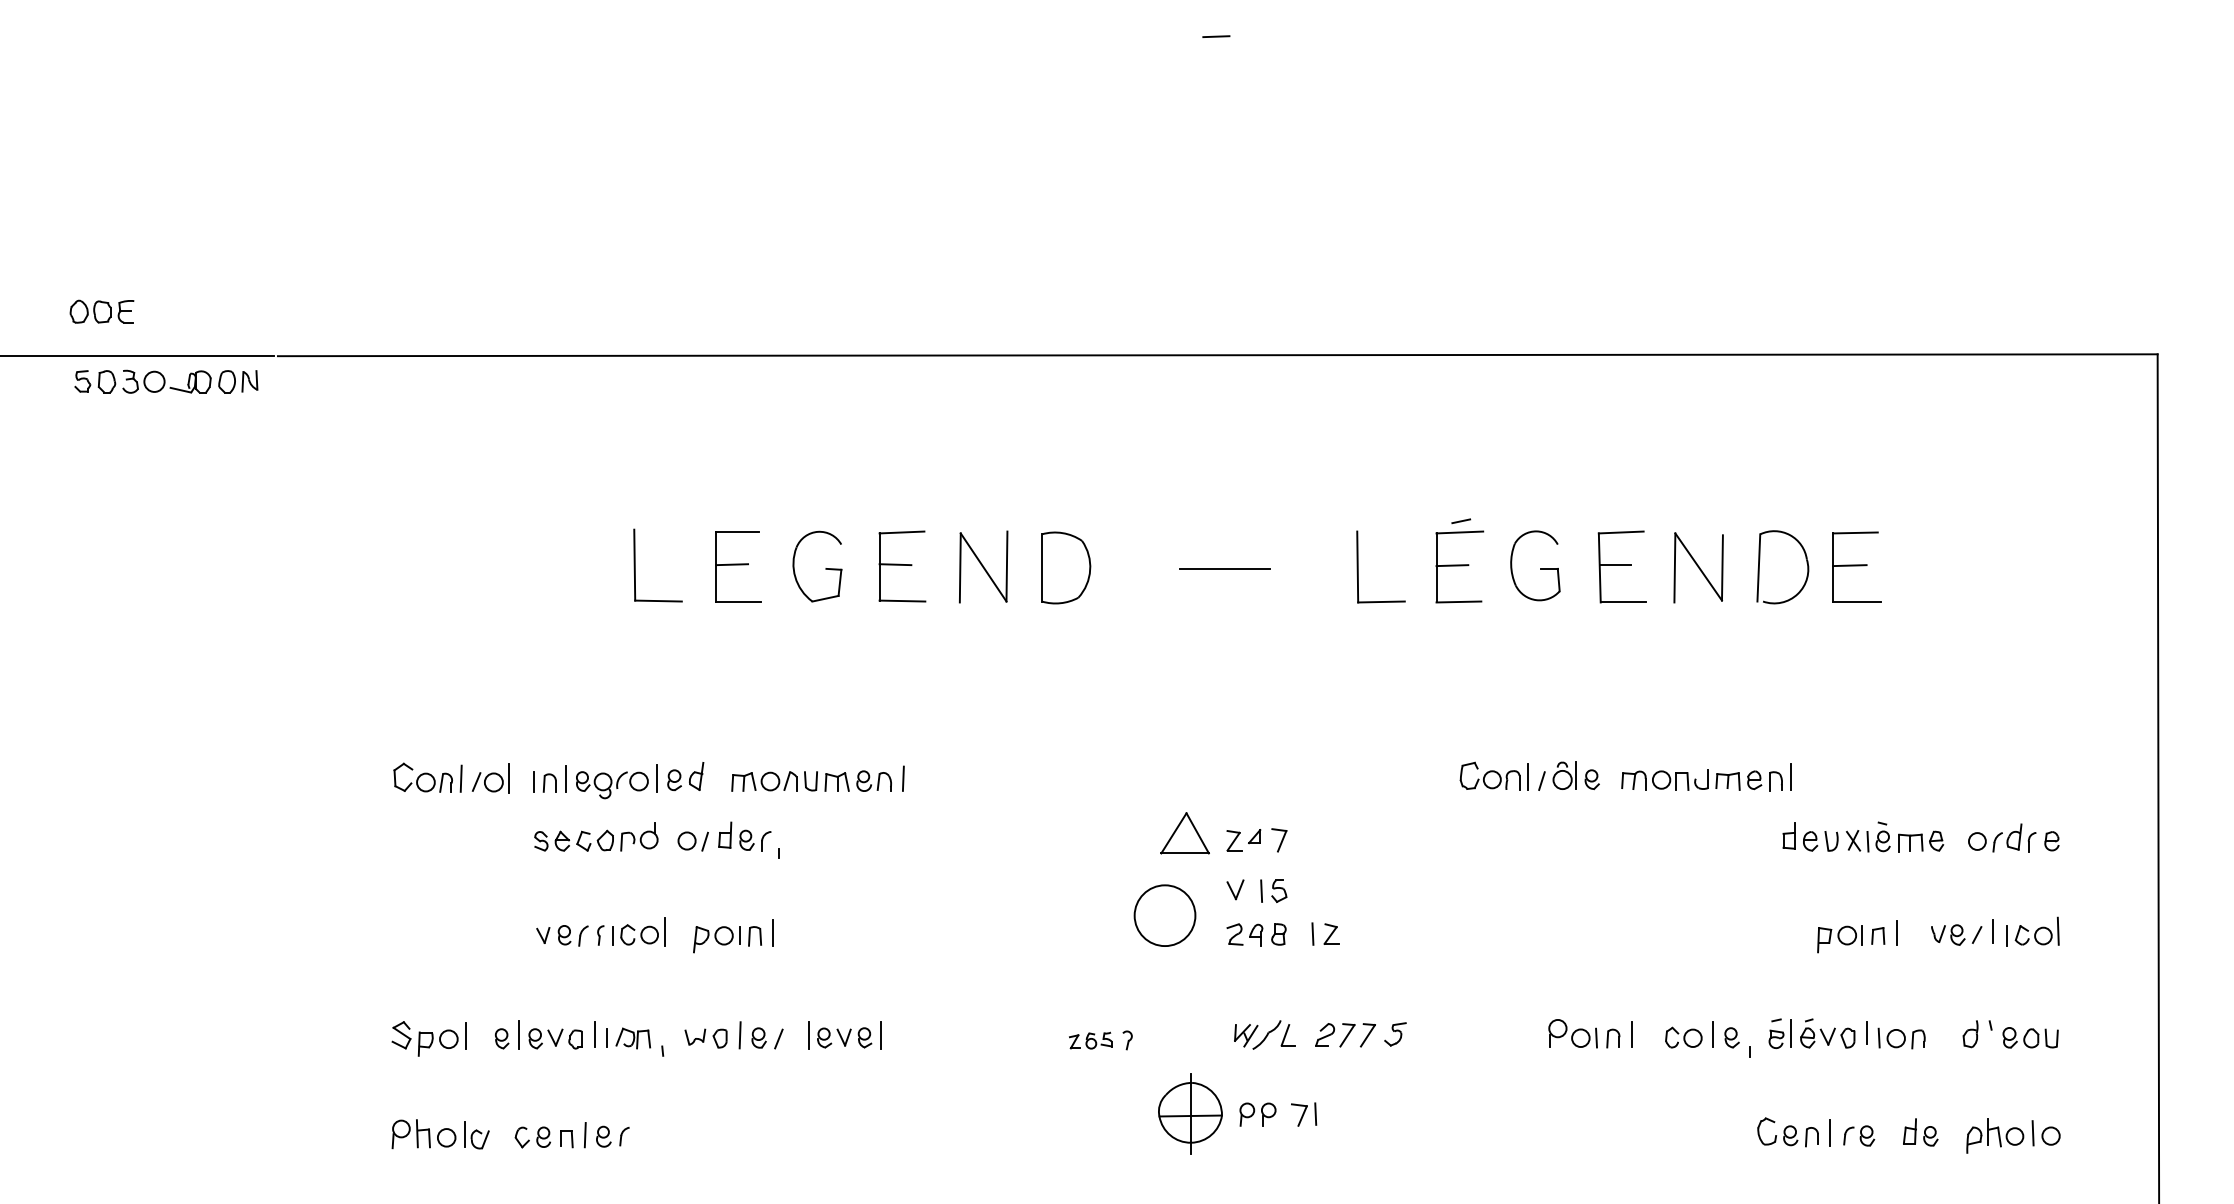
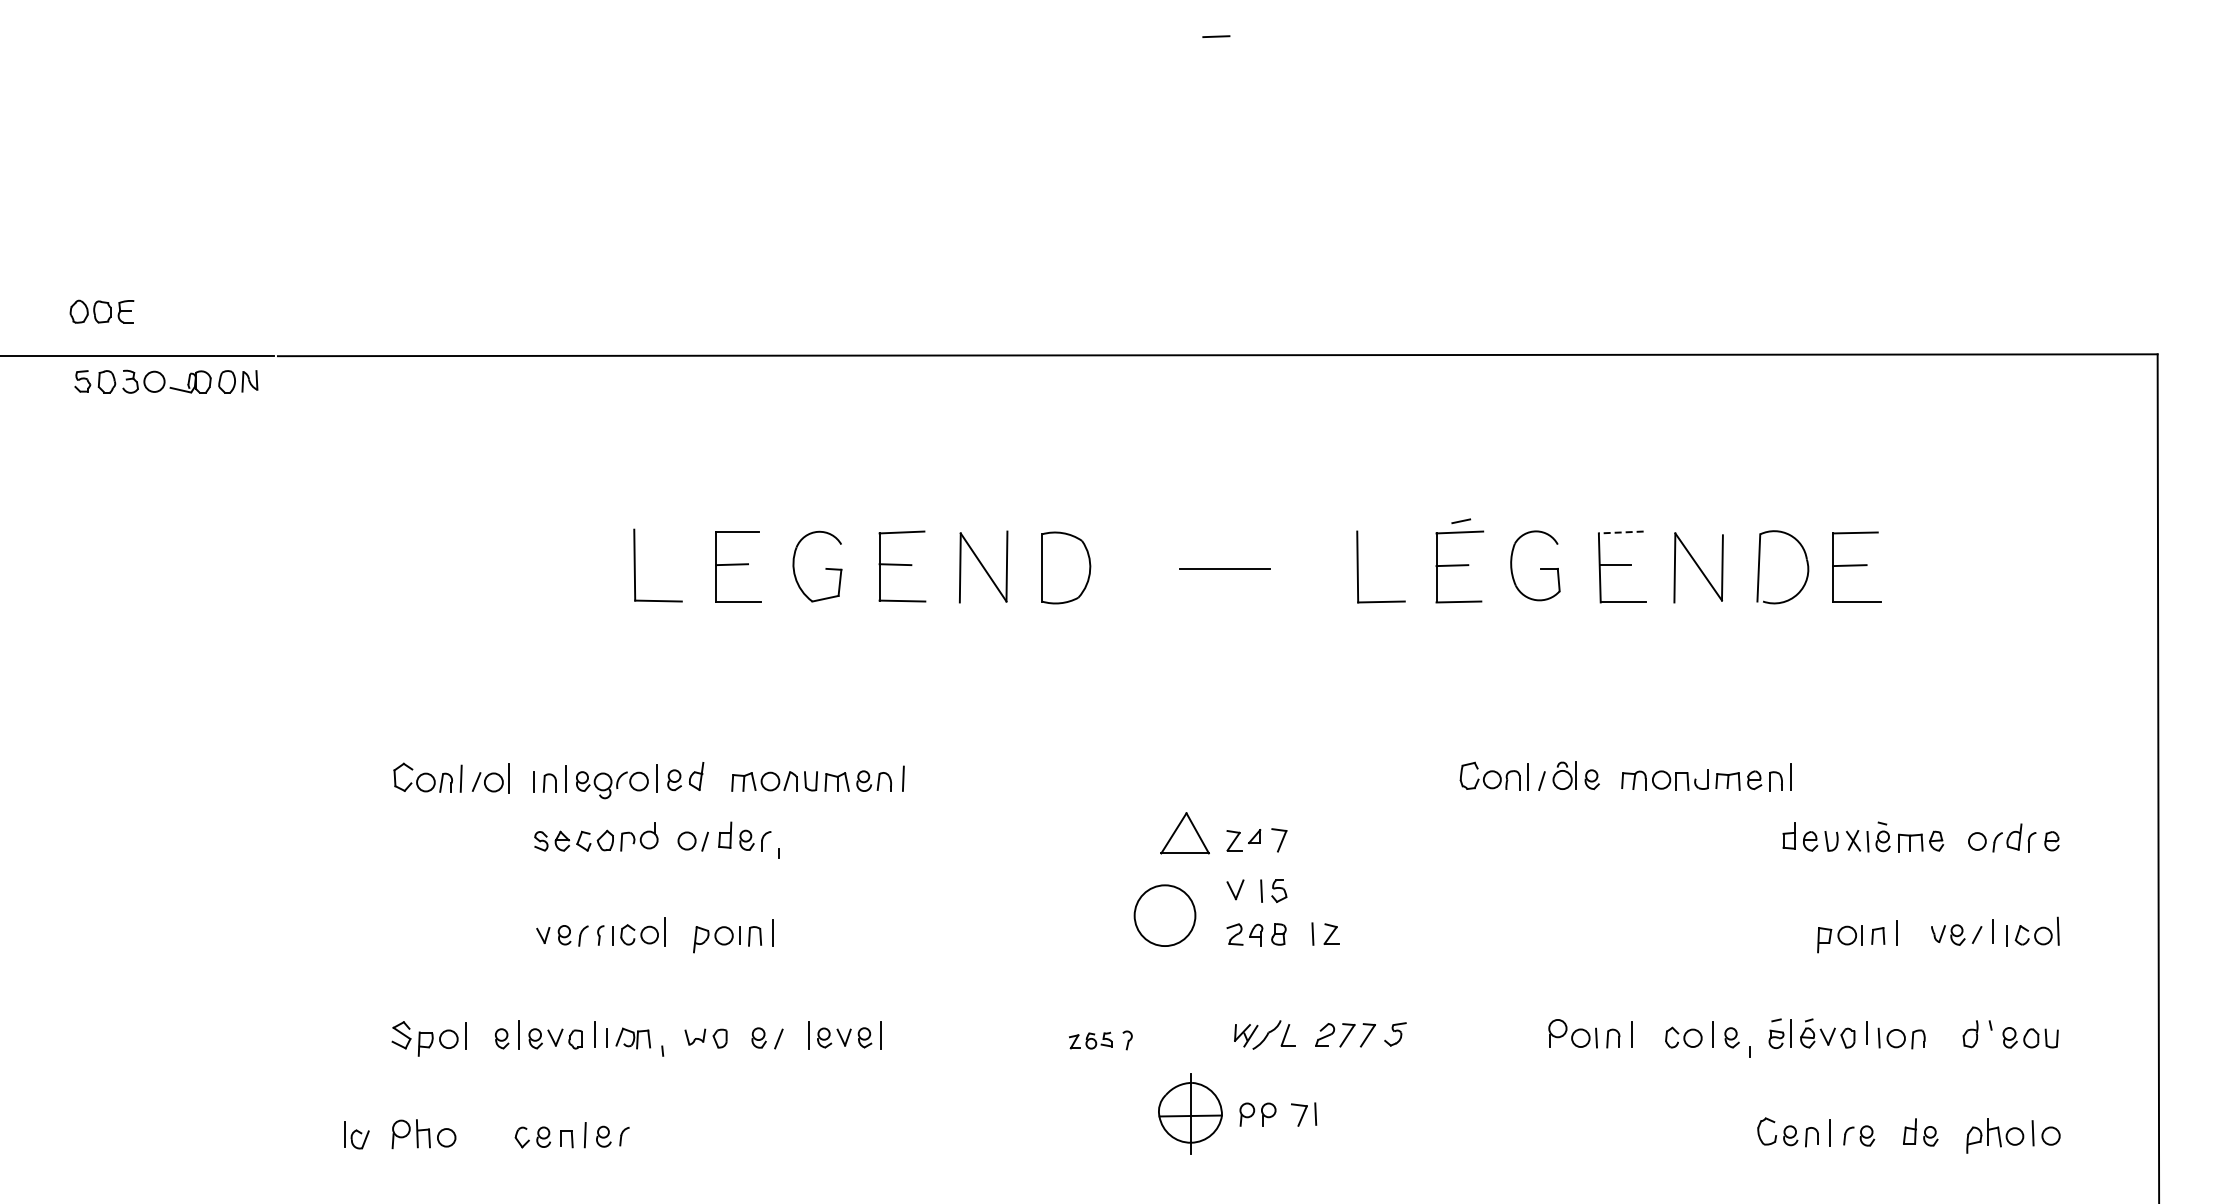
line: solid -> dashed (1620, 532)
line: present -> none (739, 1035)
part position: (476, 1135) -> (356, 1135) (356, 1135)
